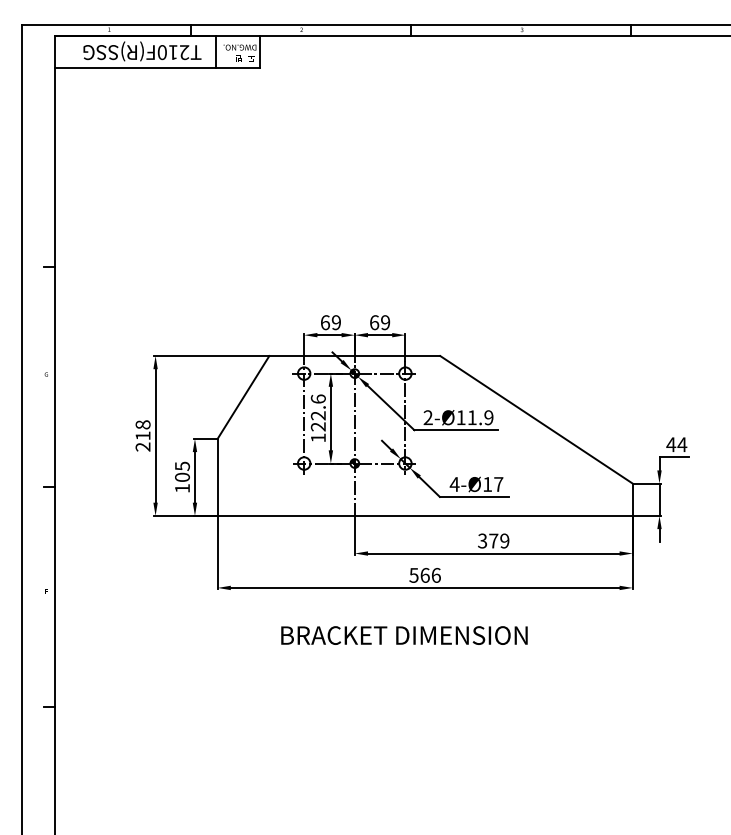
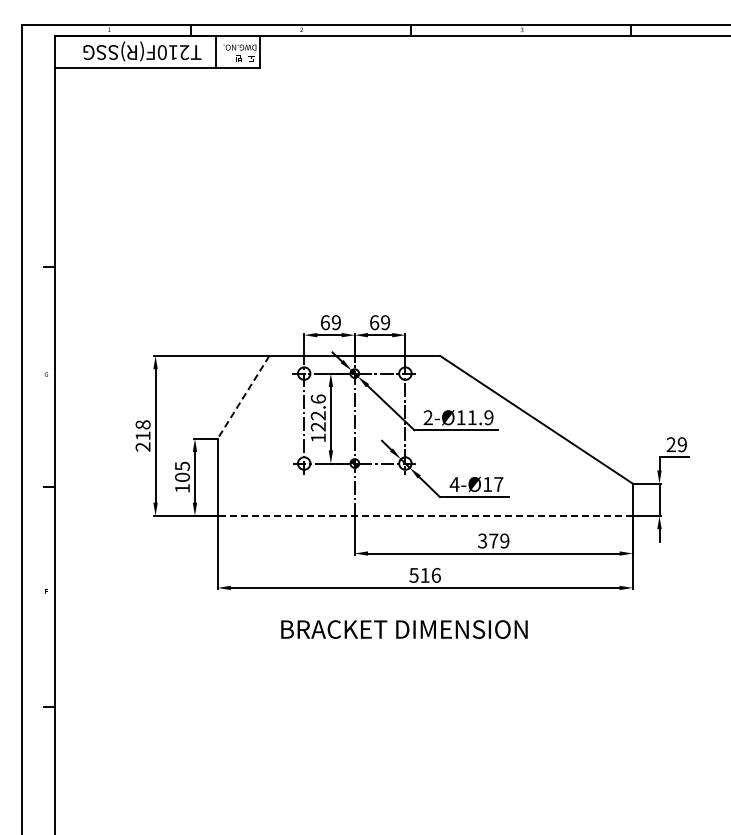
line: solid -> dashed (243, 397)
text: 44 -> 29 (676, 444)
line: solid -> dashed (425, 515)
text: 566 -> 516 (424, 574)
text position: (404, 635) -> (404, 629) (404, 629)
